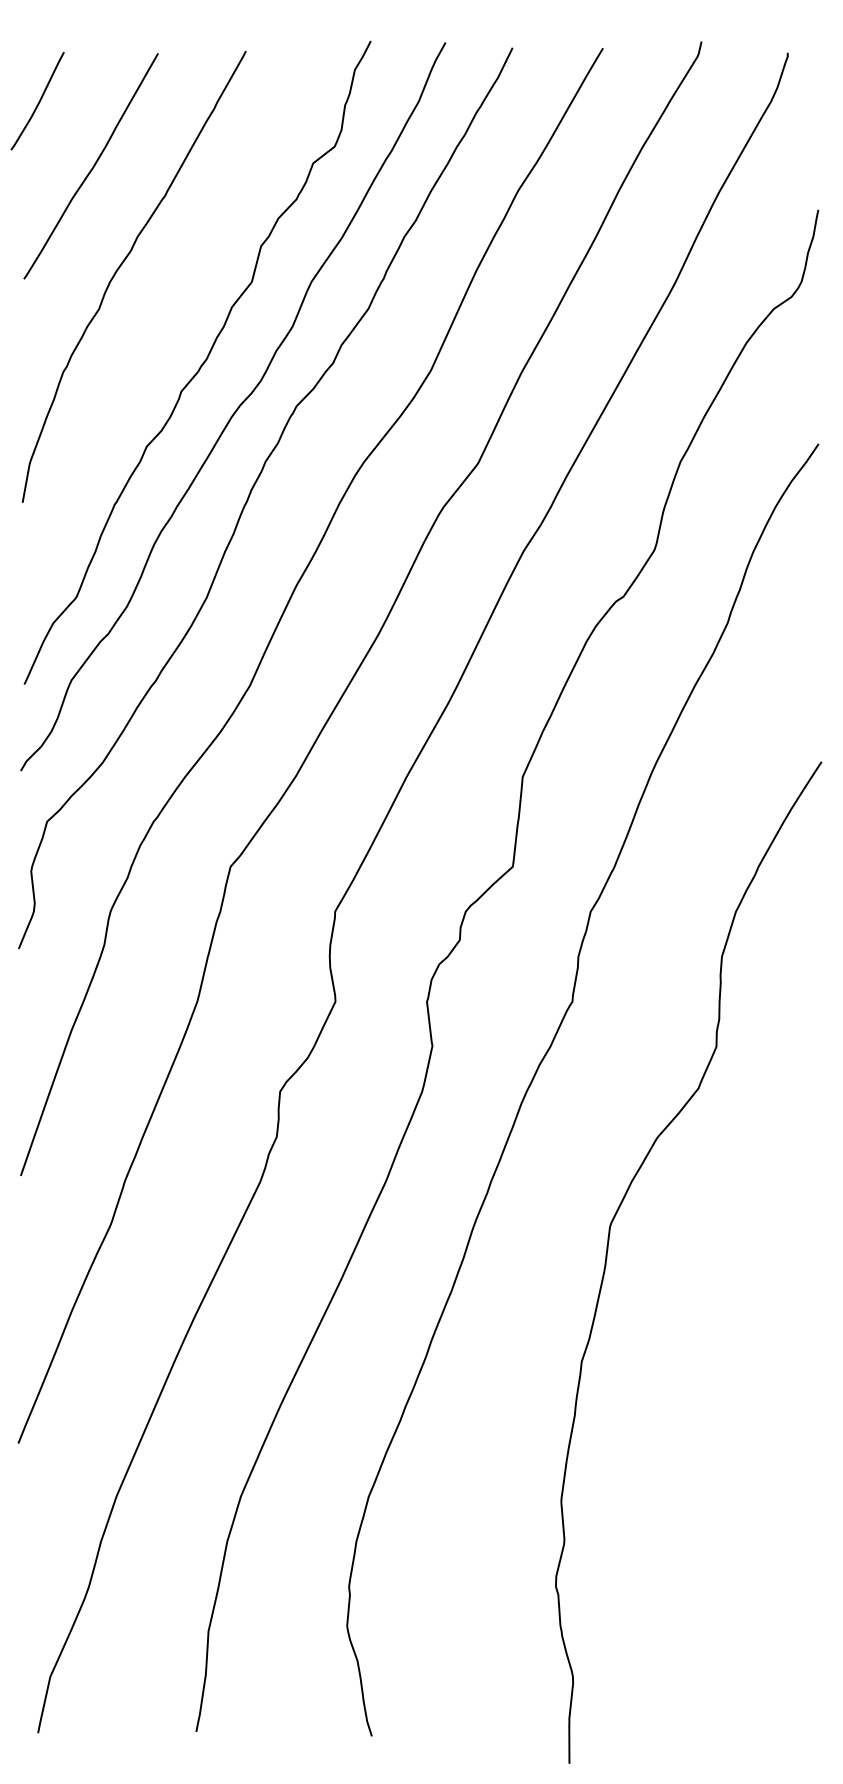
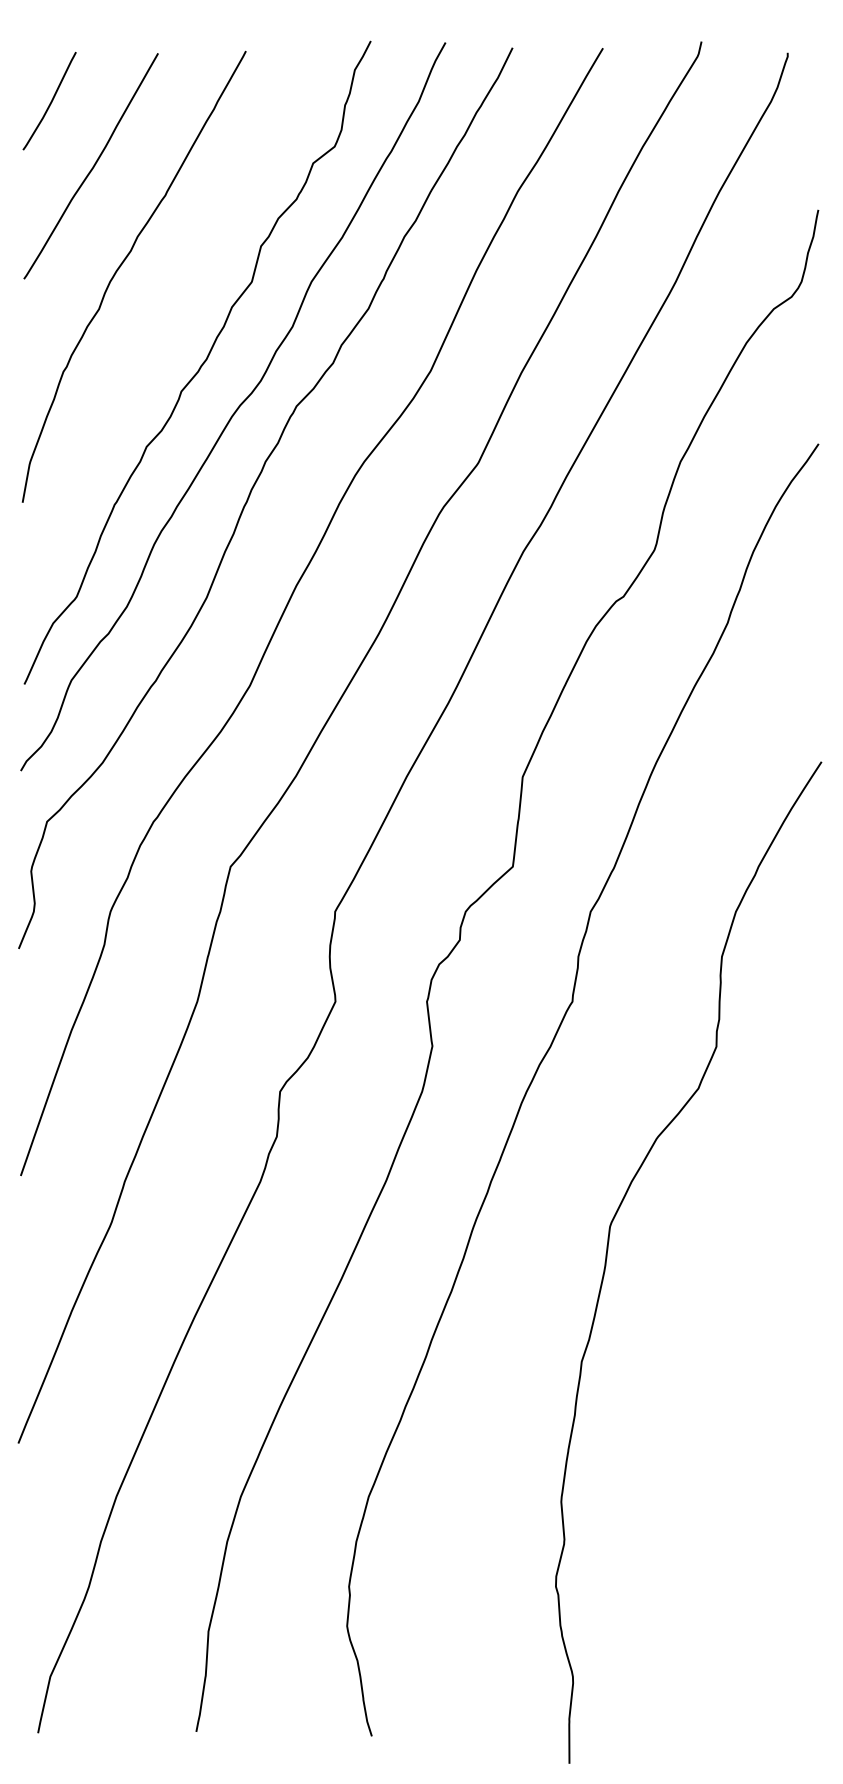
curve position: (38, 101) -> (50, 101) (50, 101)
